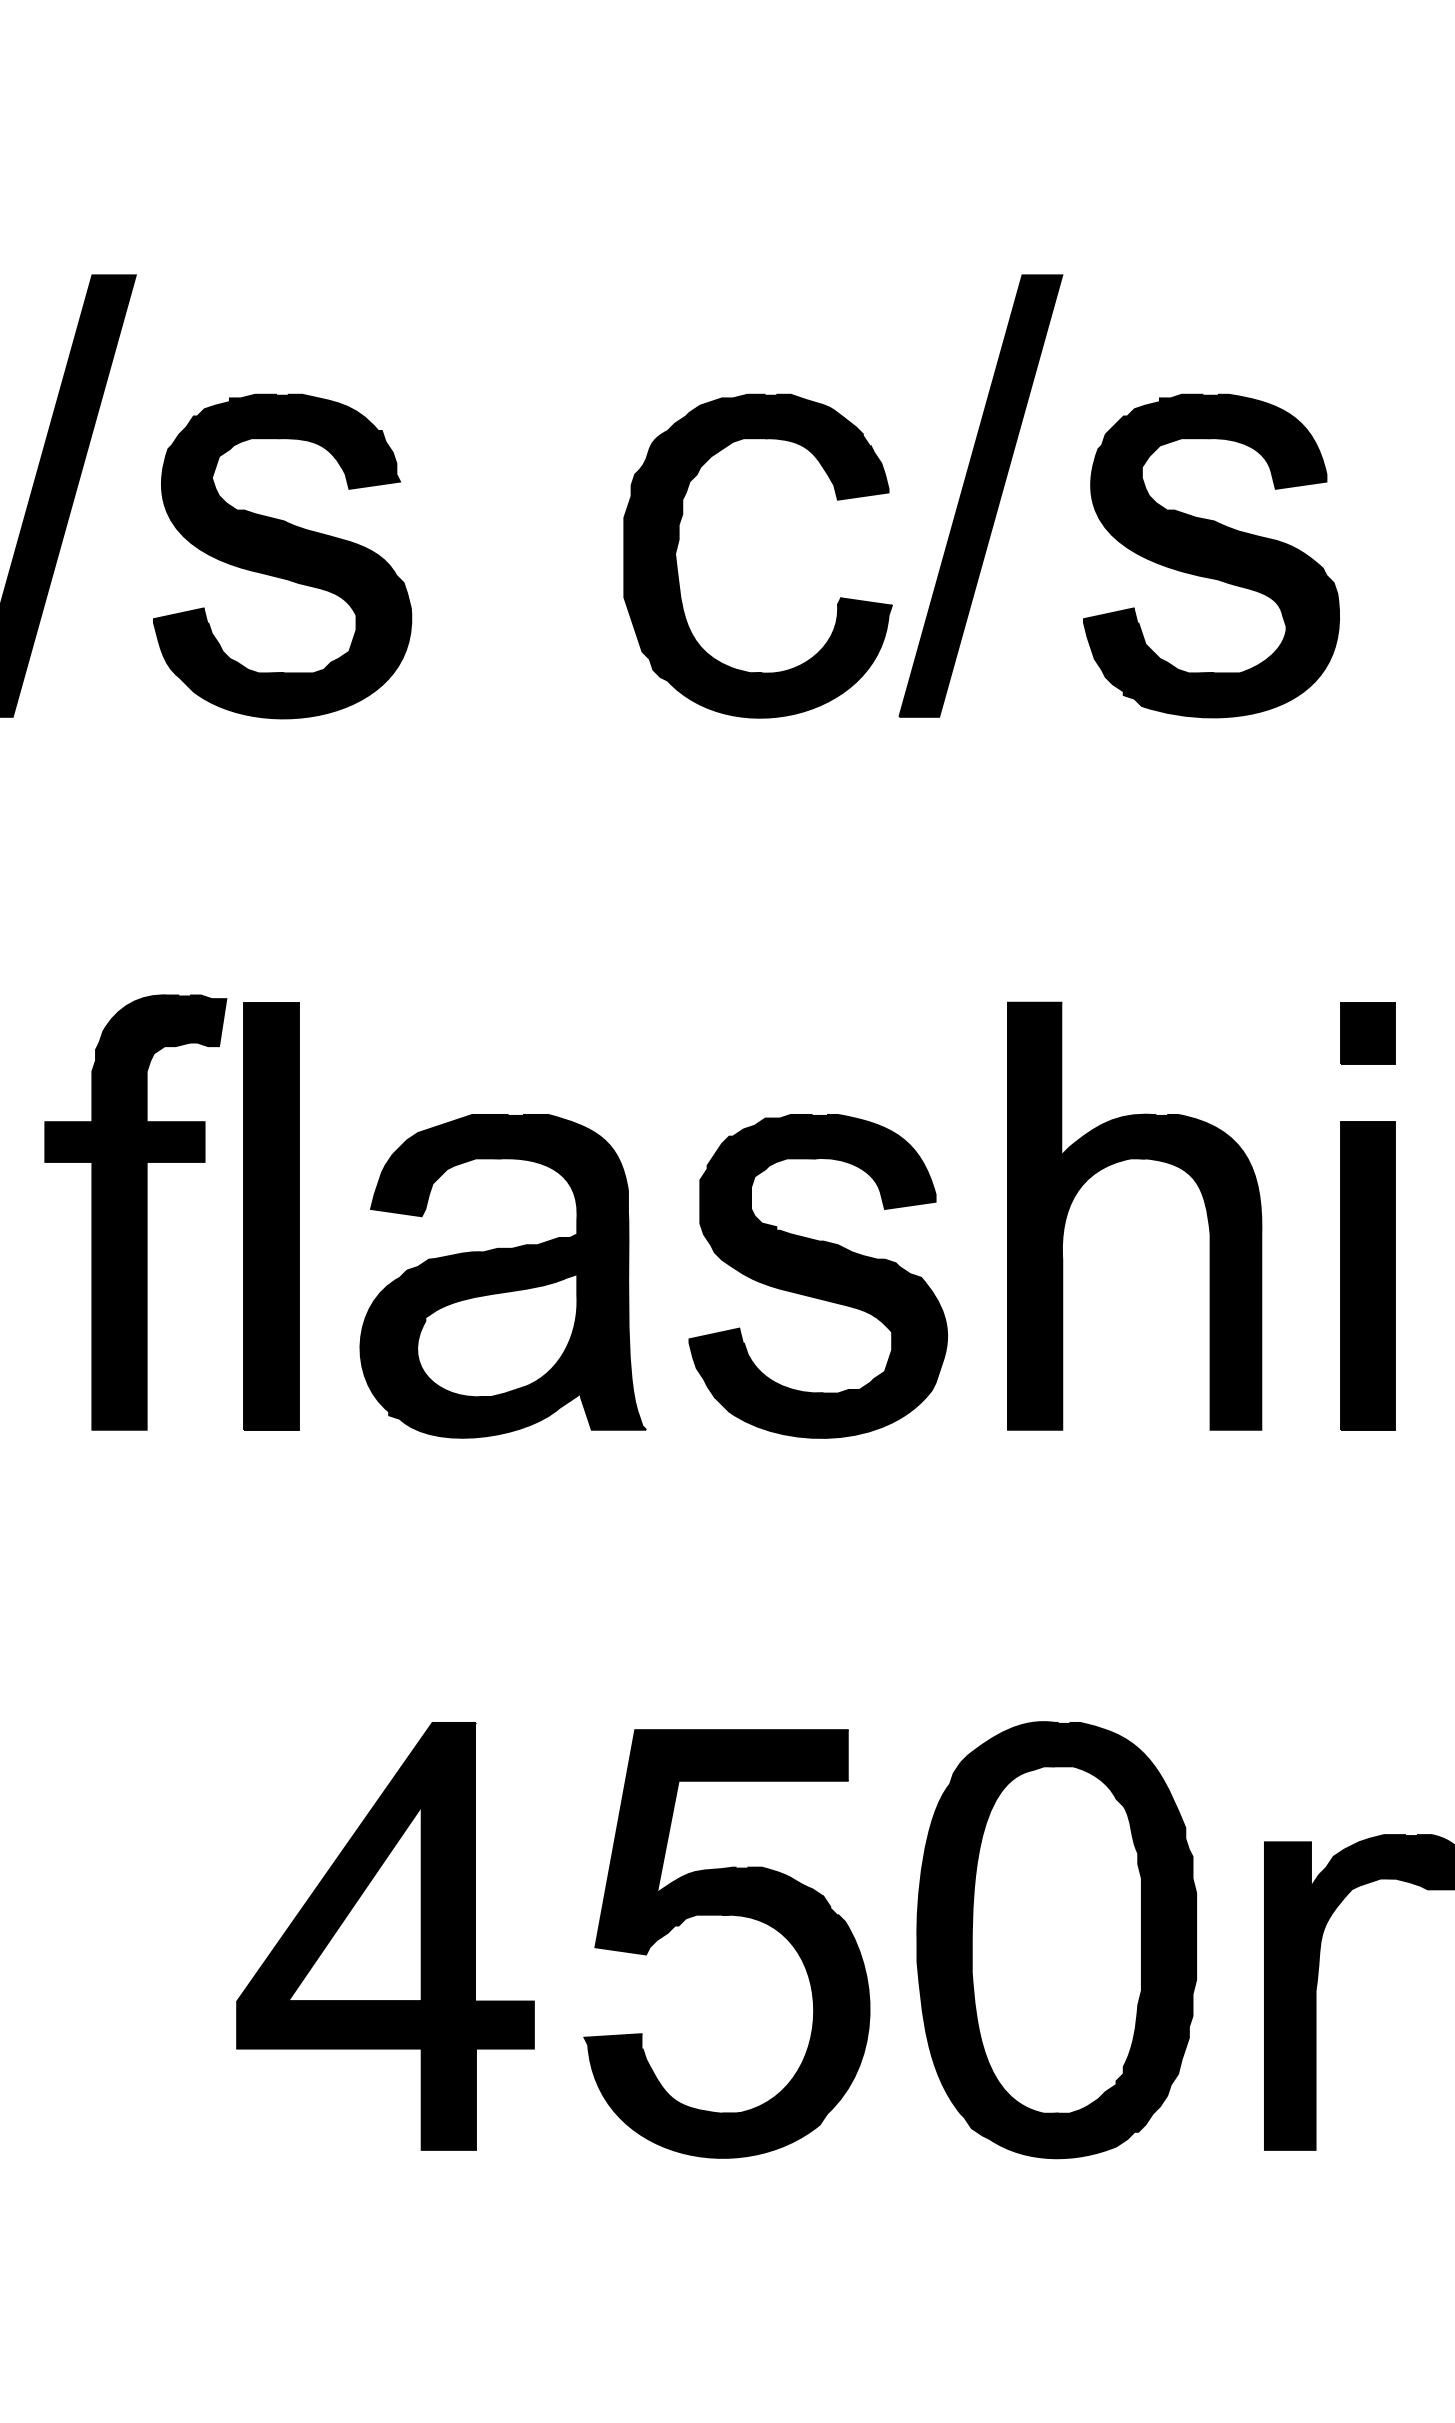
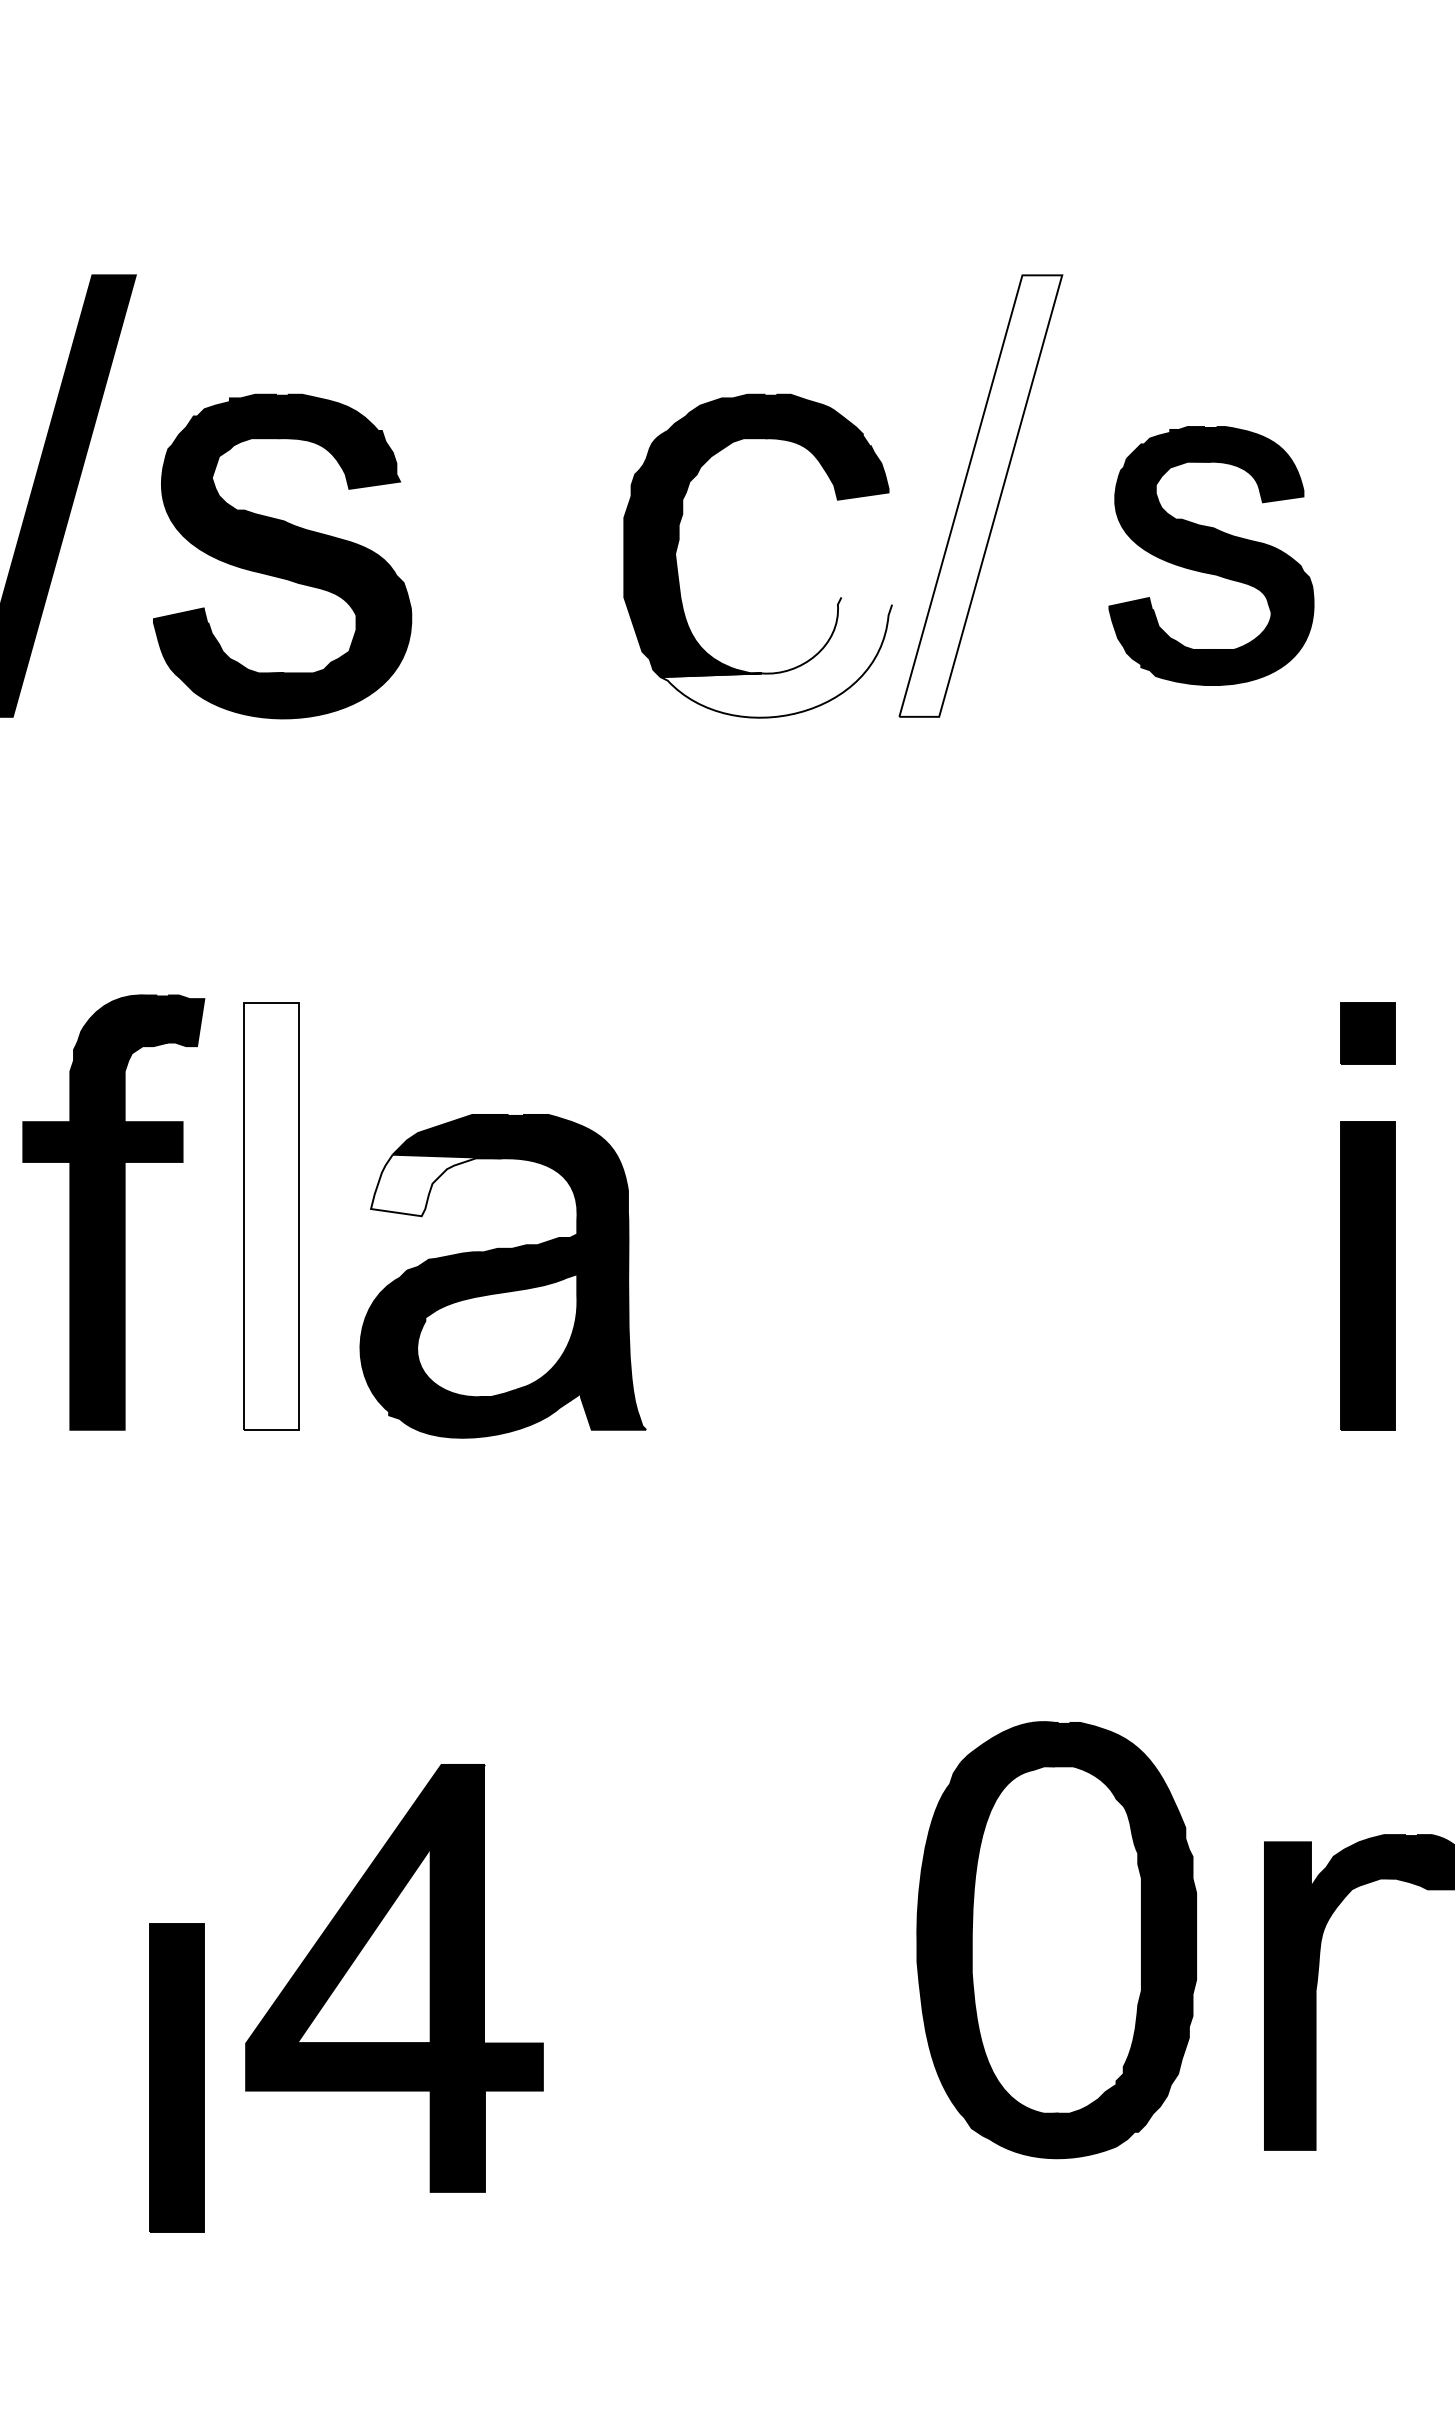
fill: present -> none (980, 495)
part size: 257x326 px -> 207x260 px (1211, 555)
fill: present -> none (776, 657)
part: present -> none (1116, 1163)
fill: present -> none (436, 1185)
part position: (135, 1212) -> (113, 1212) (113, 1212)
fill: present -> none (271, 1215)
part: present -> none (817, 1276)
part: present -> none (726, 1915)
part position: (385, 1936) -> (394, 1978) (394, 1978)
part: none -> present (176, 2077)
